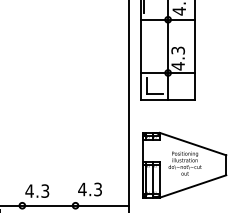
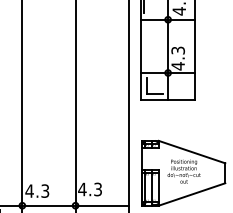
line: none -> present (22, 105)
line: none -> present (75, 105)
part position: (184, 164) -> (183, 172) (183, 172)
